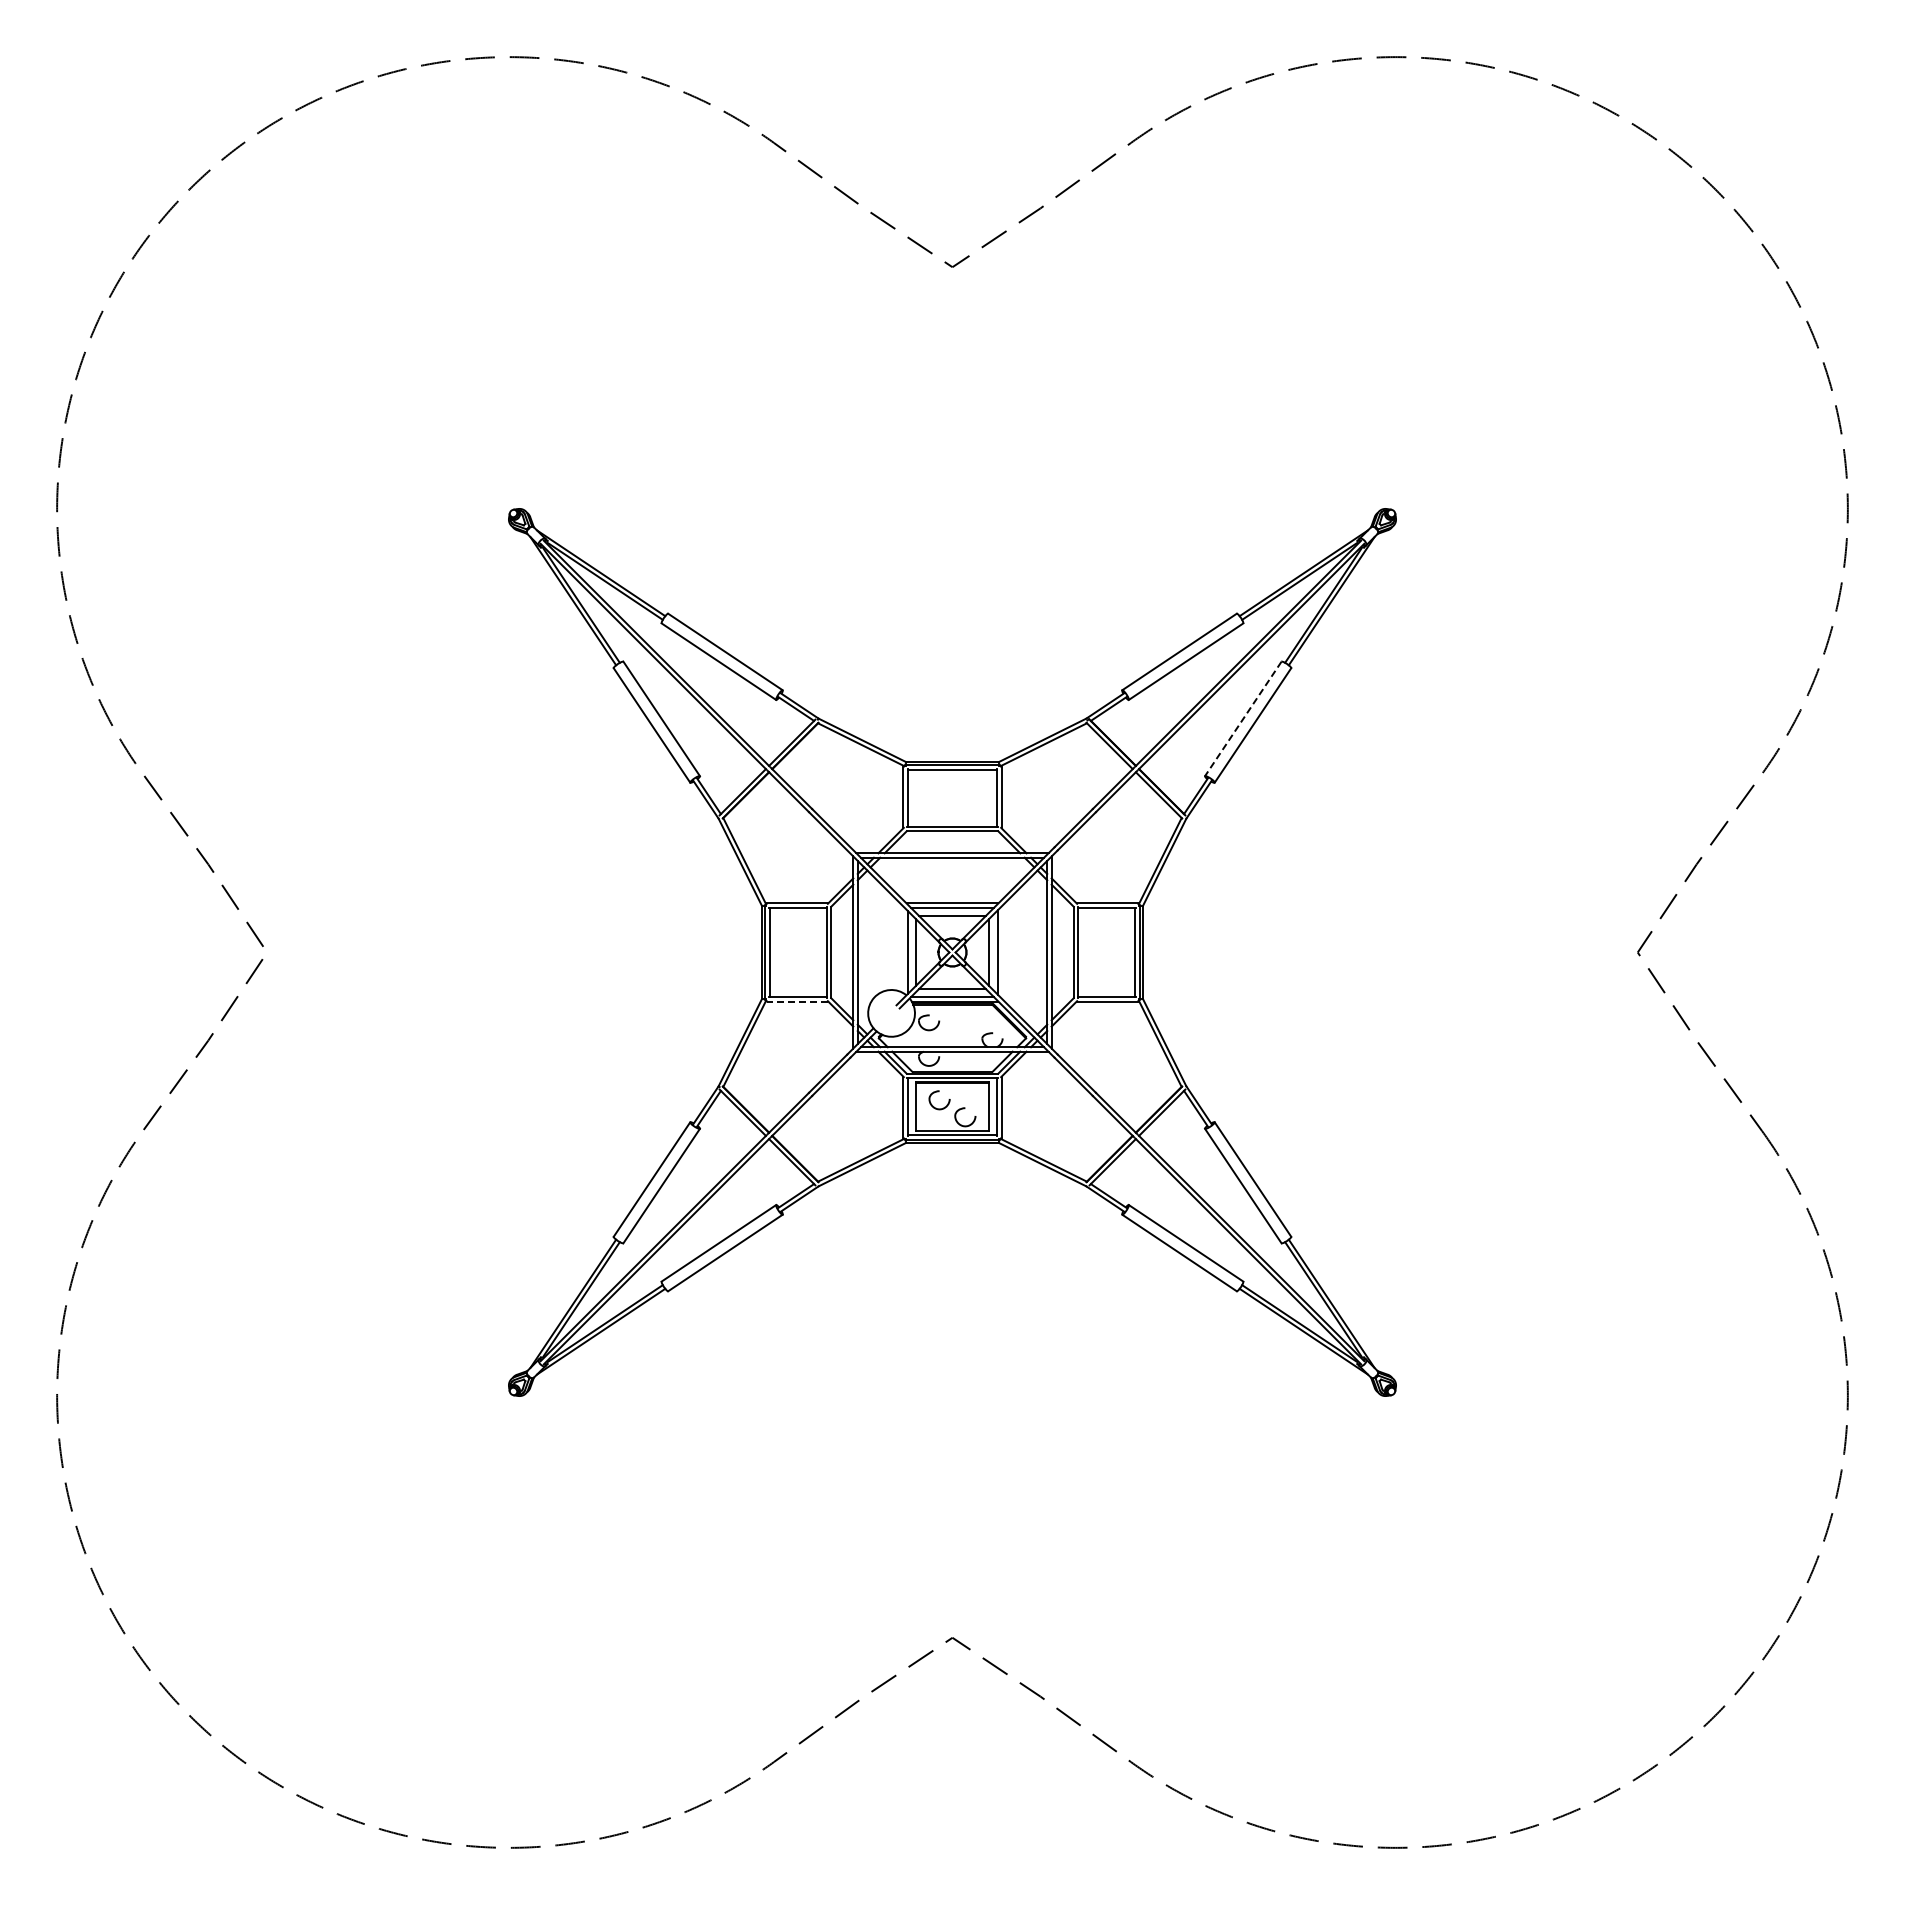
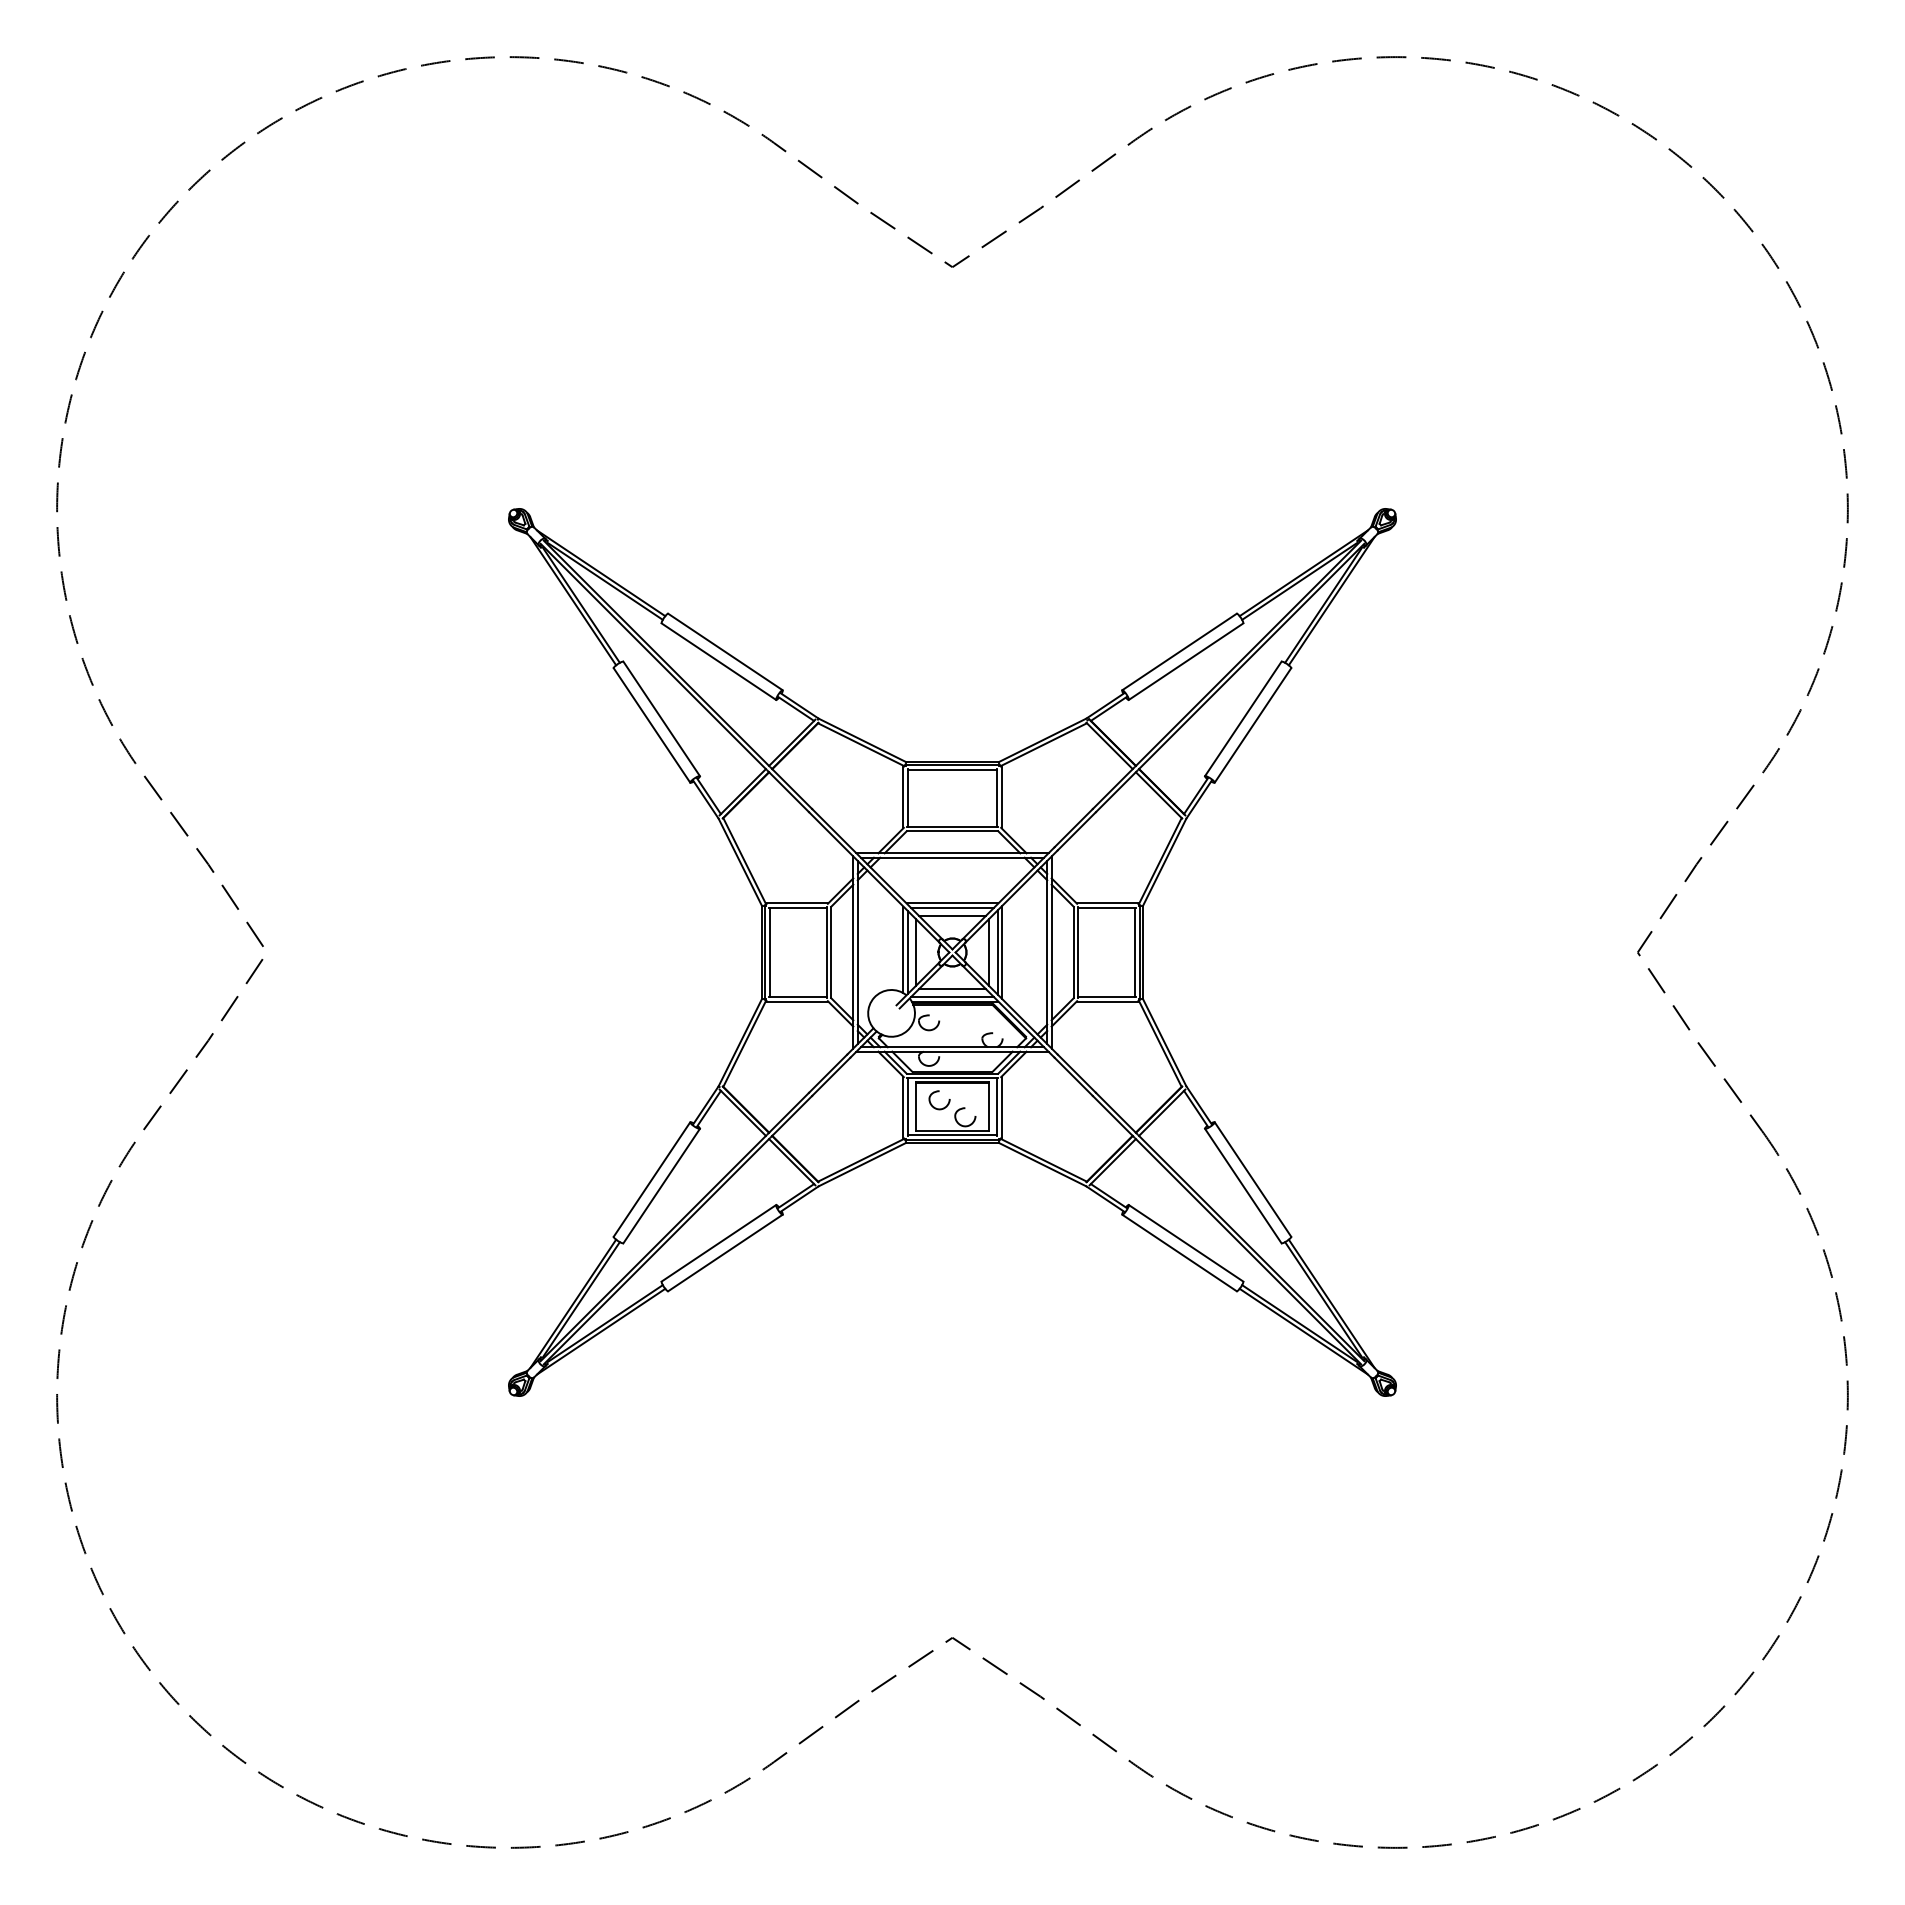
line: dashed -> solid (1243, 718)
line: none -> present (903, 949)
line: none -> present (1002, 952)
line: dashed -> solid (797, 1001)
